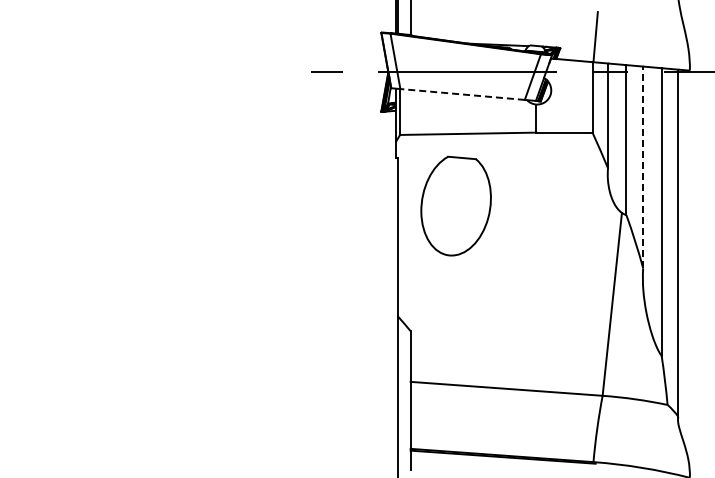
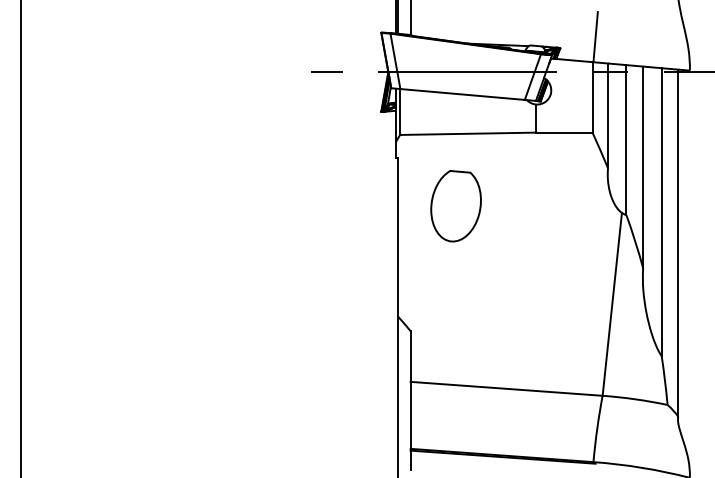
line: dashed -> solid (462, 94)
line: dashed -> solid (643, 167)
part size: 72x102 px -> 52x73 px (455, 206)
line: none -> present (21, 238)
